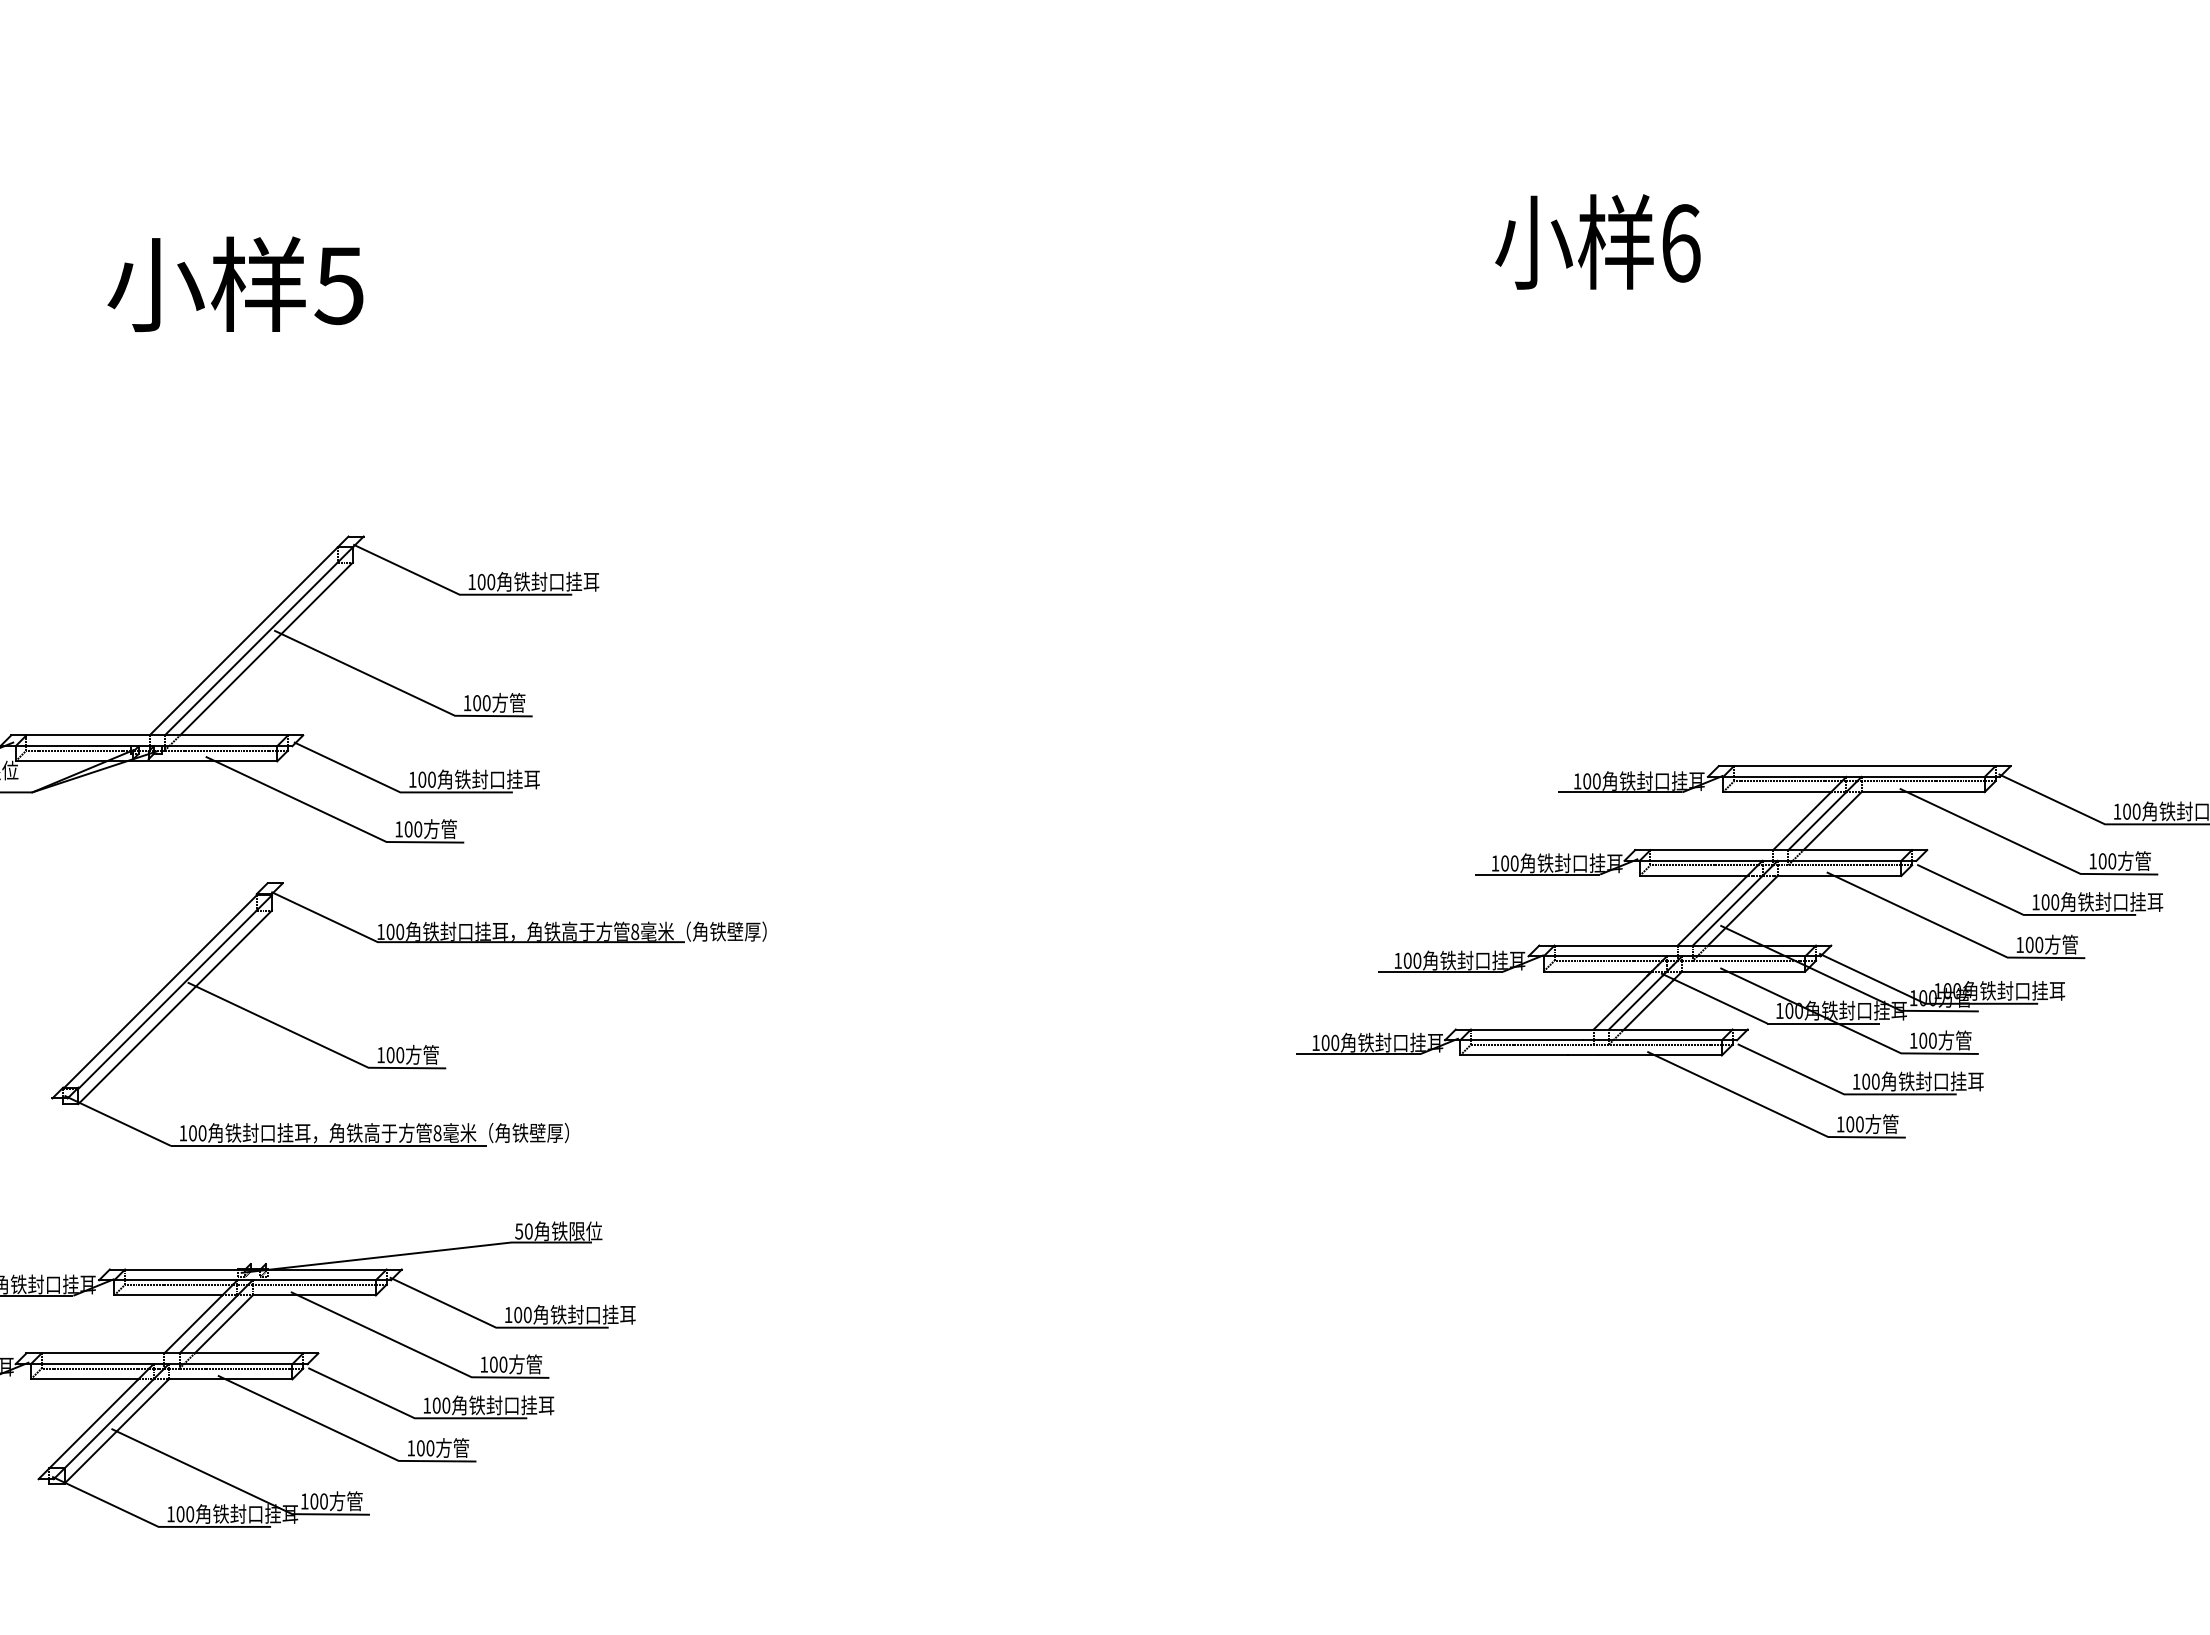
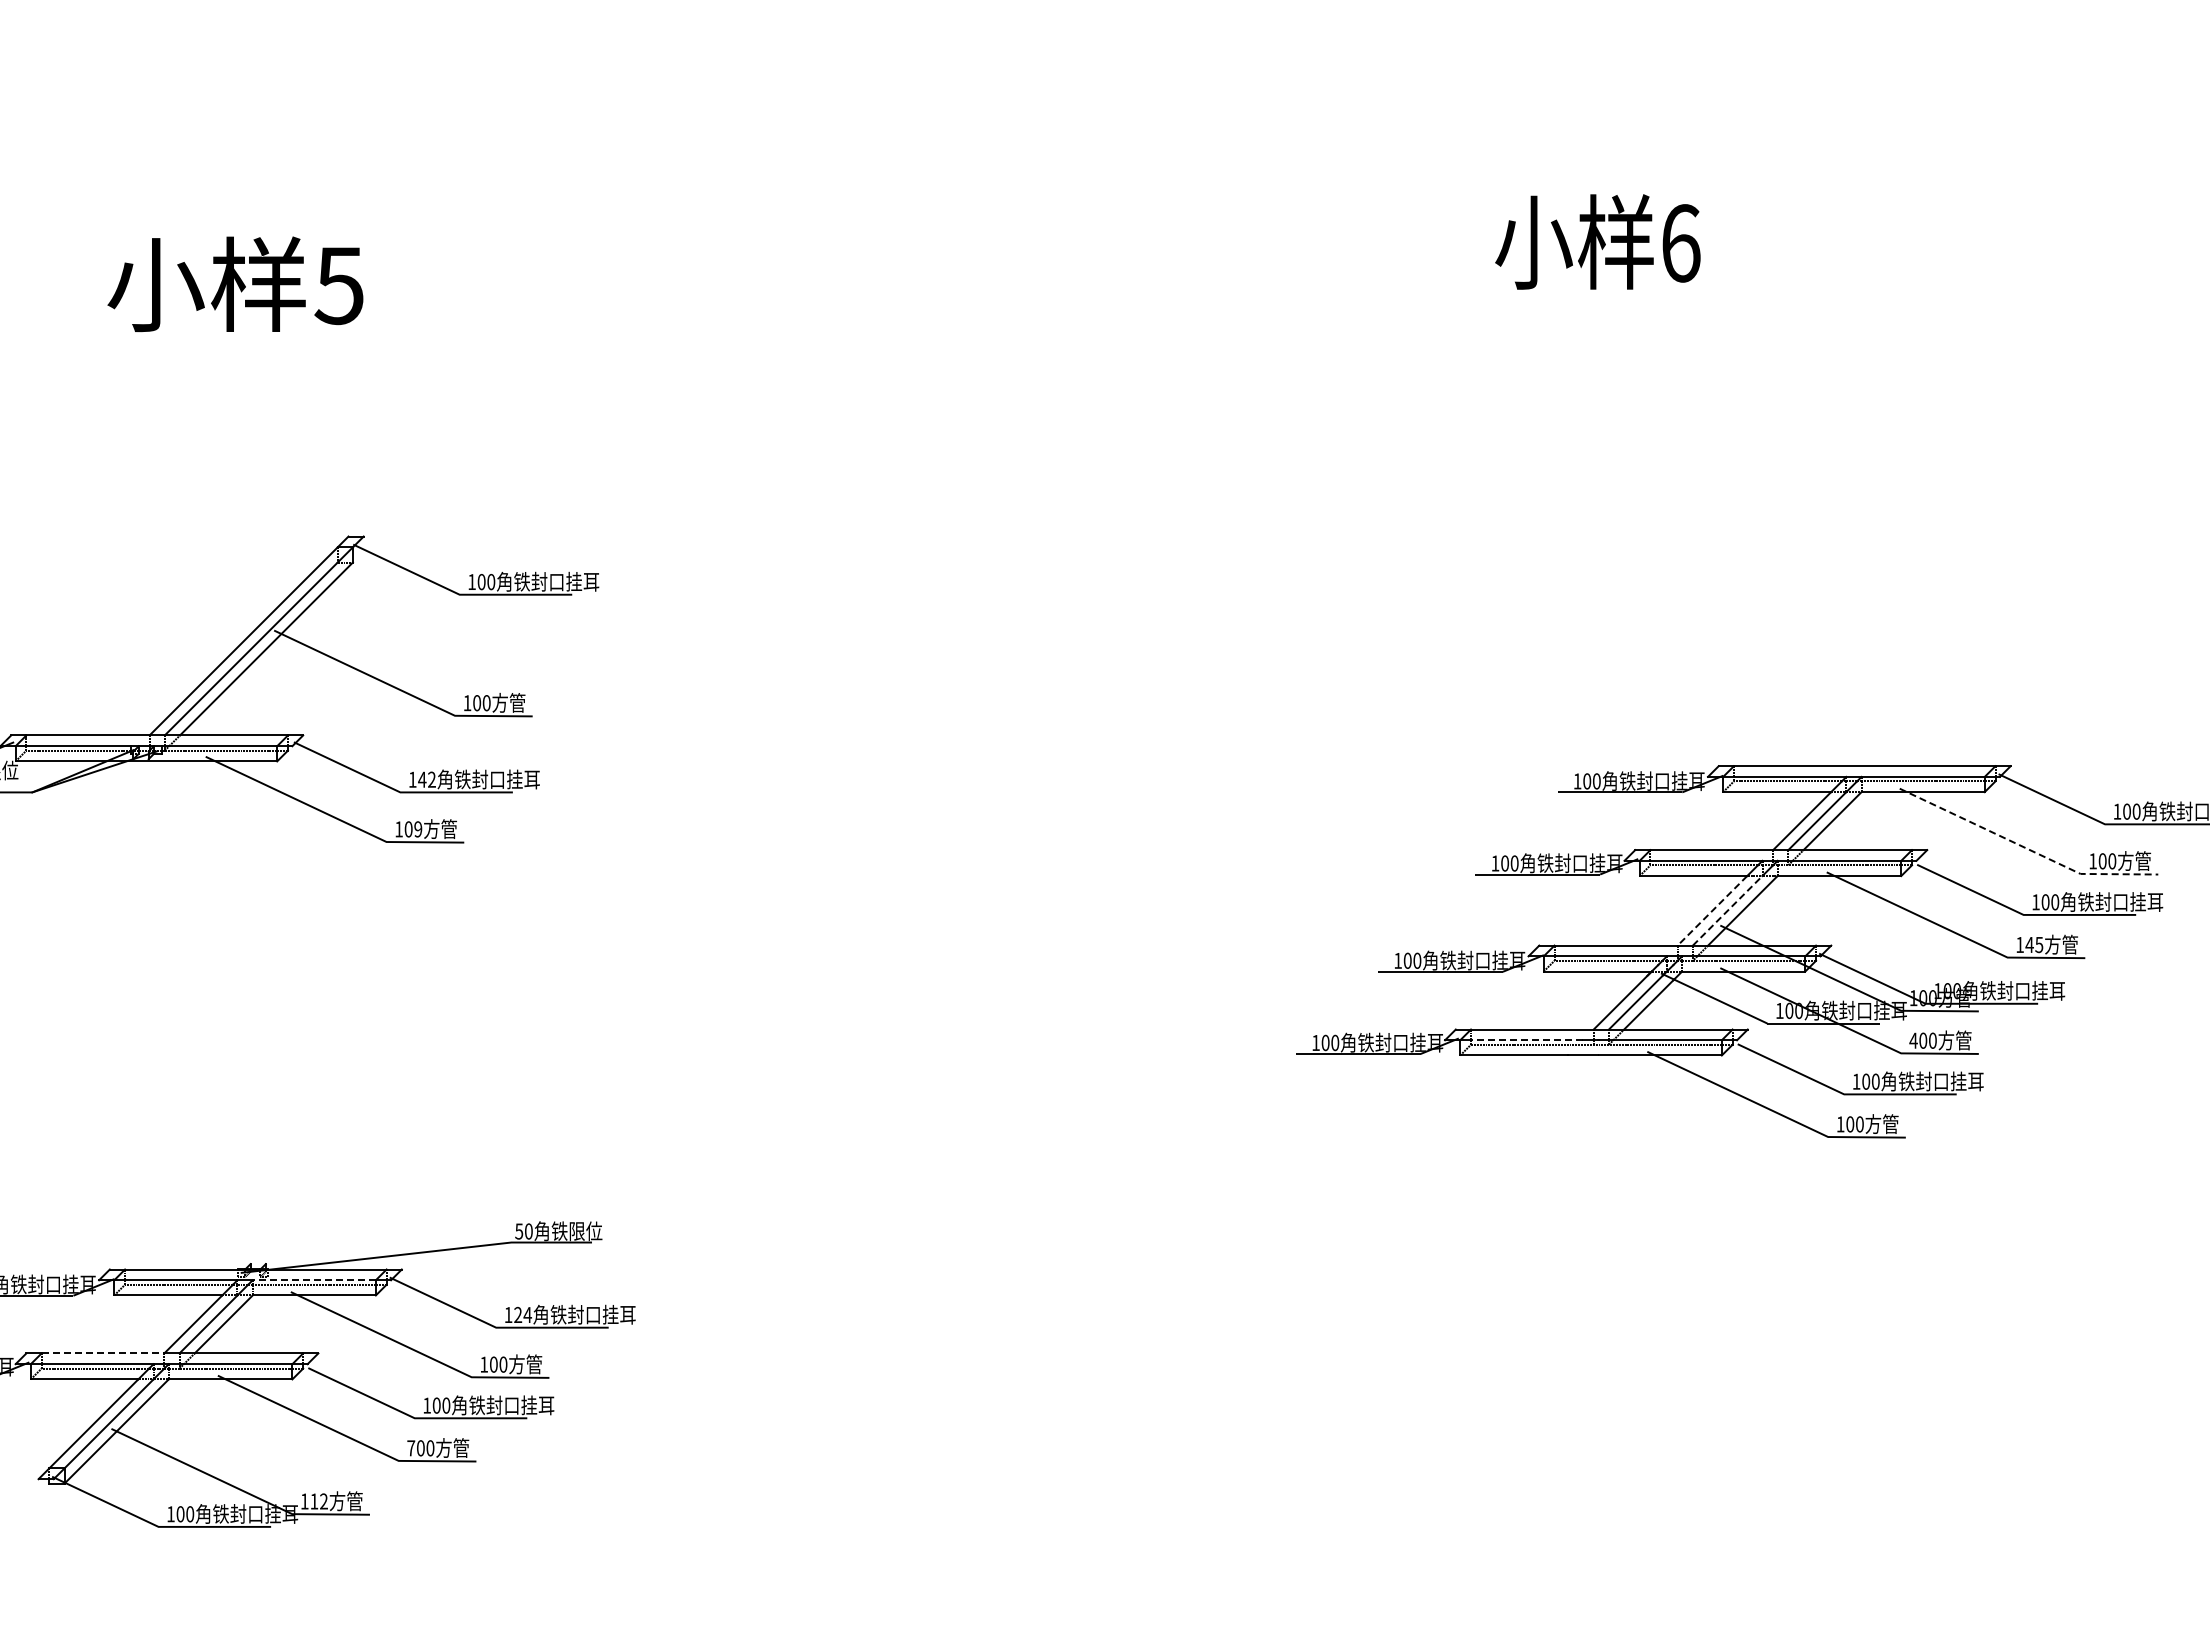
text: 100 -> 142 (426, 779)
text: 100 -> 109 (418, 829)
line: solid -> dashed (2026, 848)
line: solid -> dashed (1728, 910)
line: solid -> dashed (1712, 911)
text: 100 -> 145 (2034, 944)
line: solid -> dashed (1527, 1040)
text: 100 -> 400 (1913, 1040)
part: present -> none (413, 1044)
line: solid -> dashed (314, 1280)
text: 100 -> 124 (523, 1314)
line: solid -> dashed (103, 1353)
text: 100 -> 700 (411, 1448)
text: 100 -> 112 (318, 1501)
